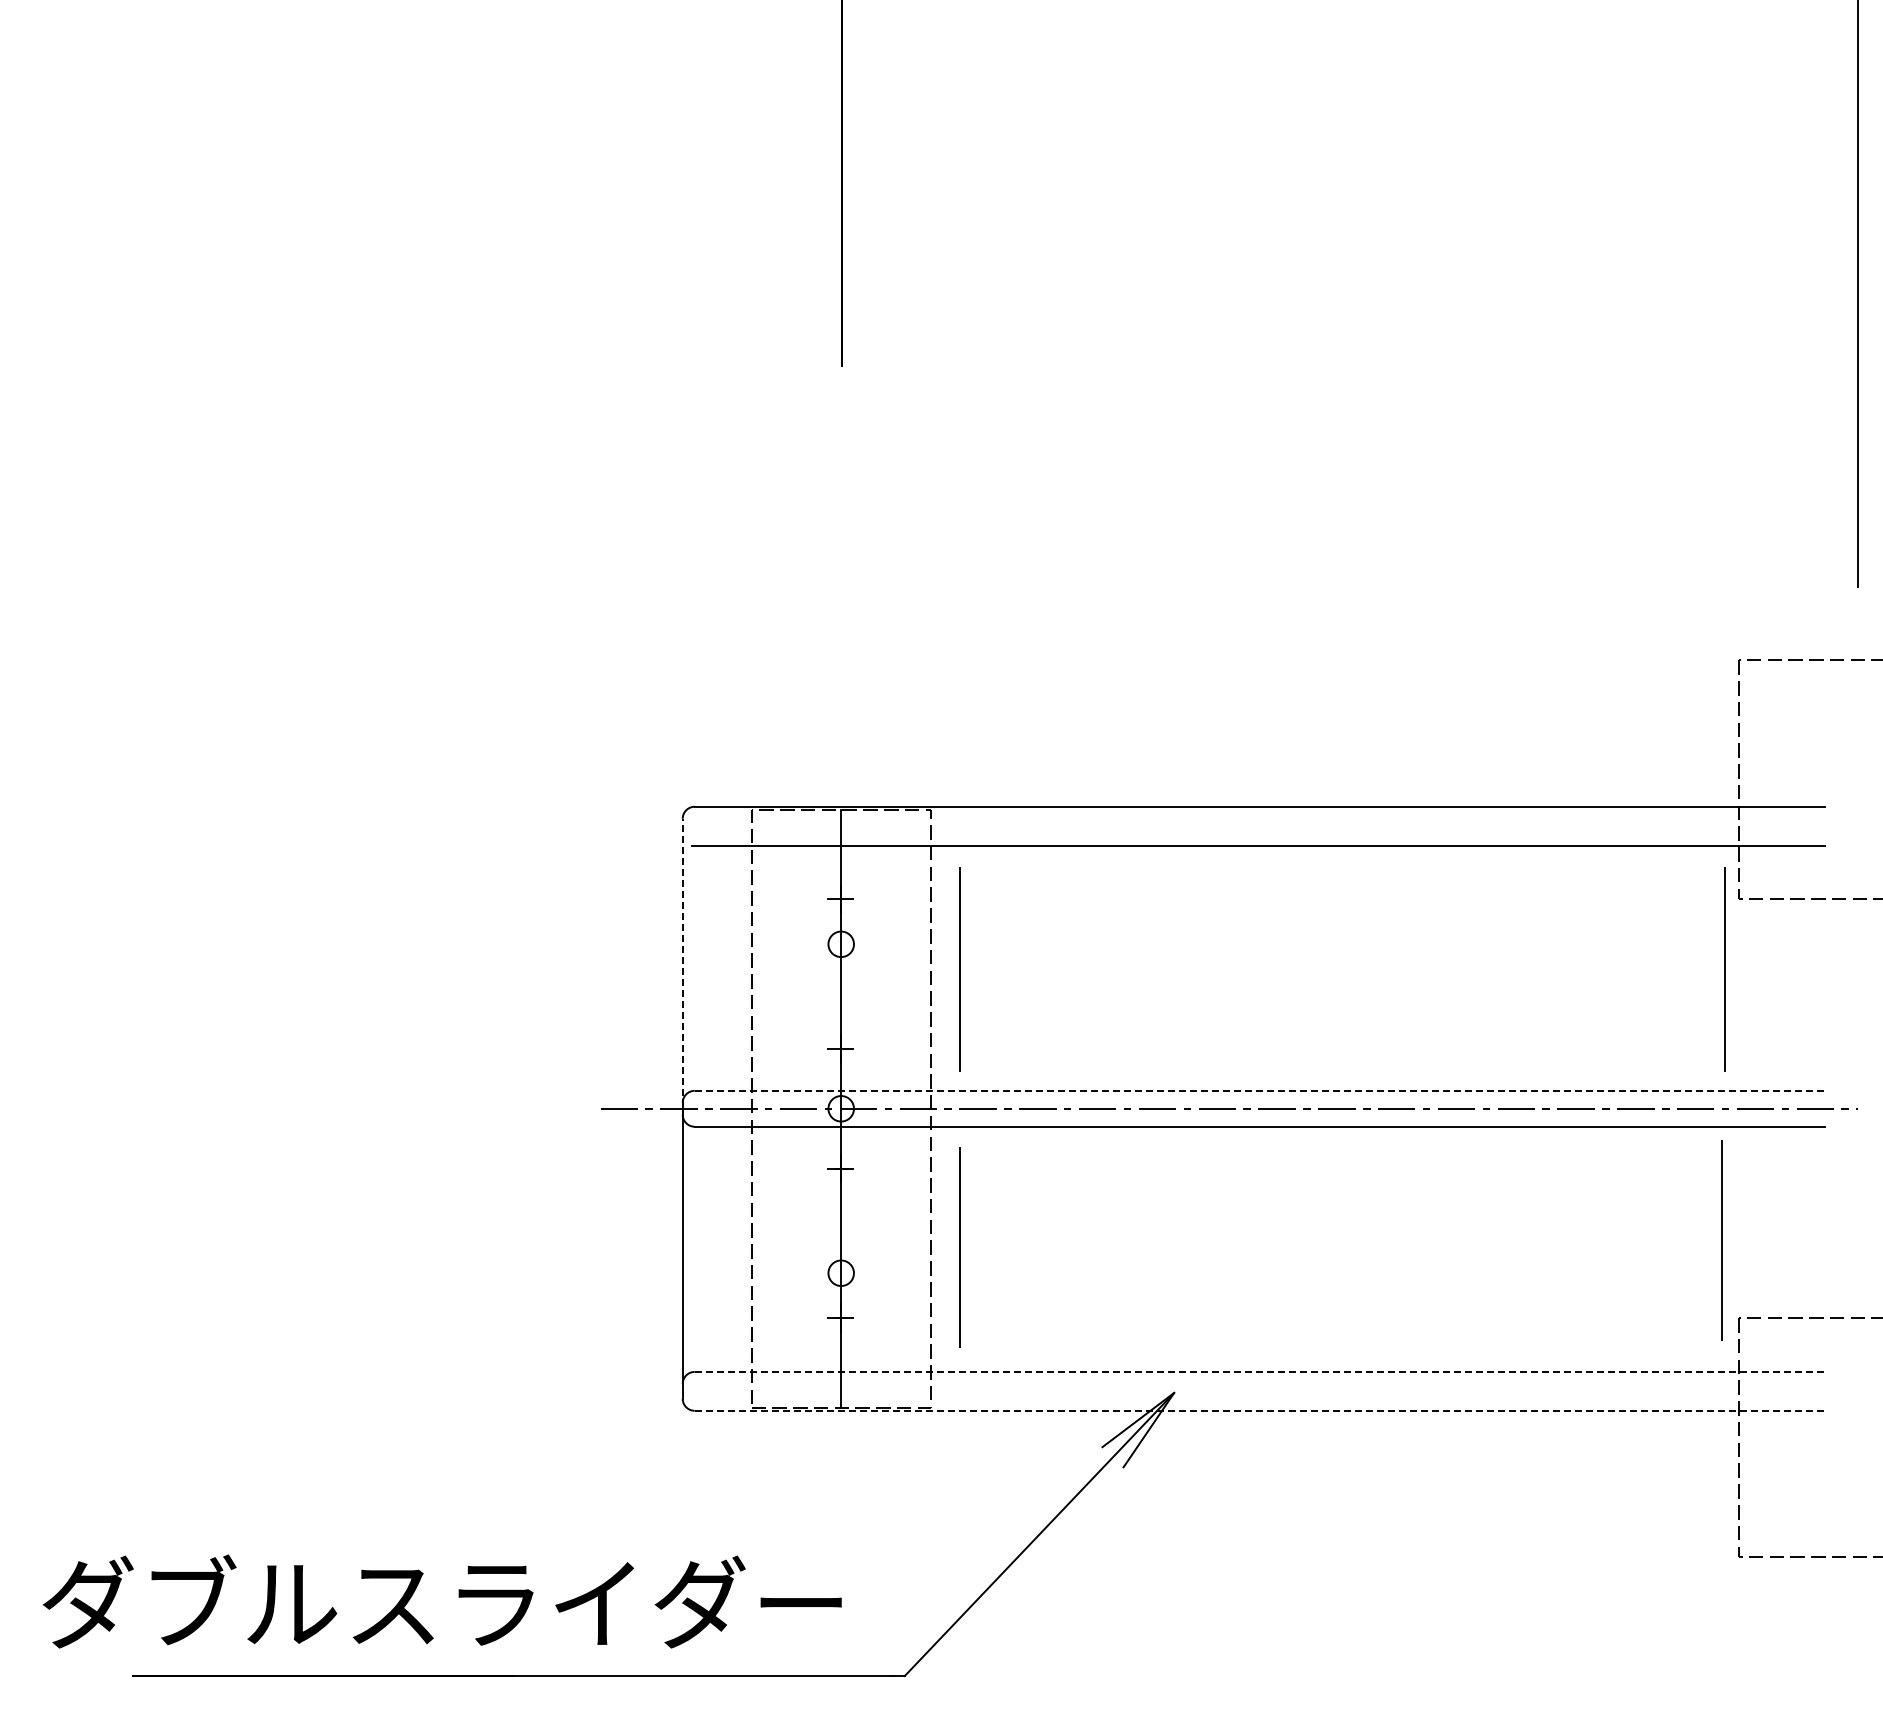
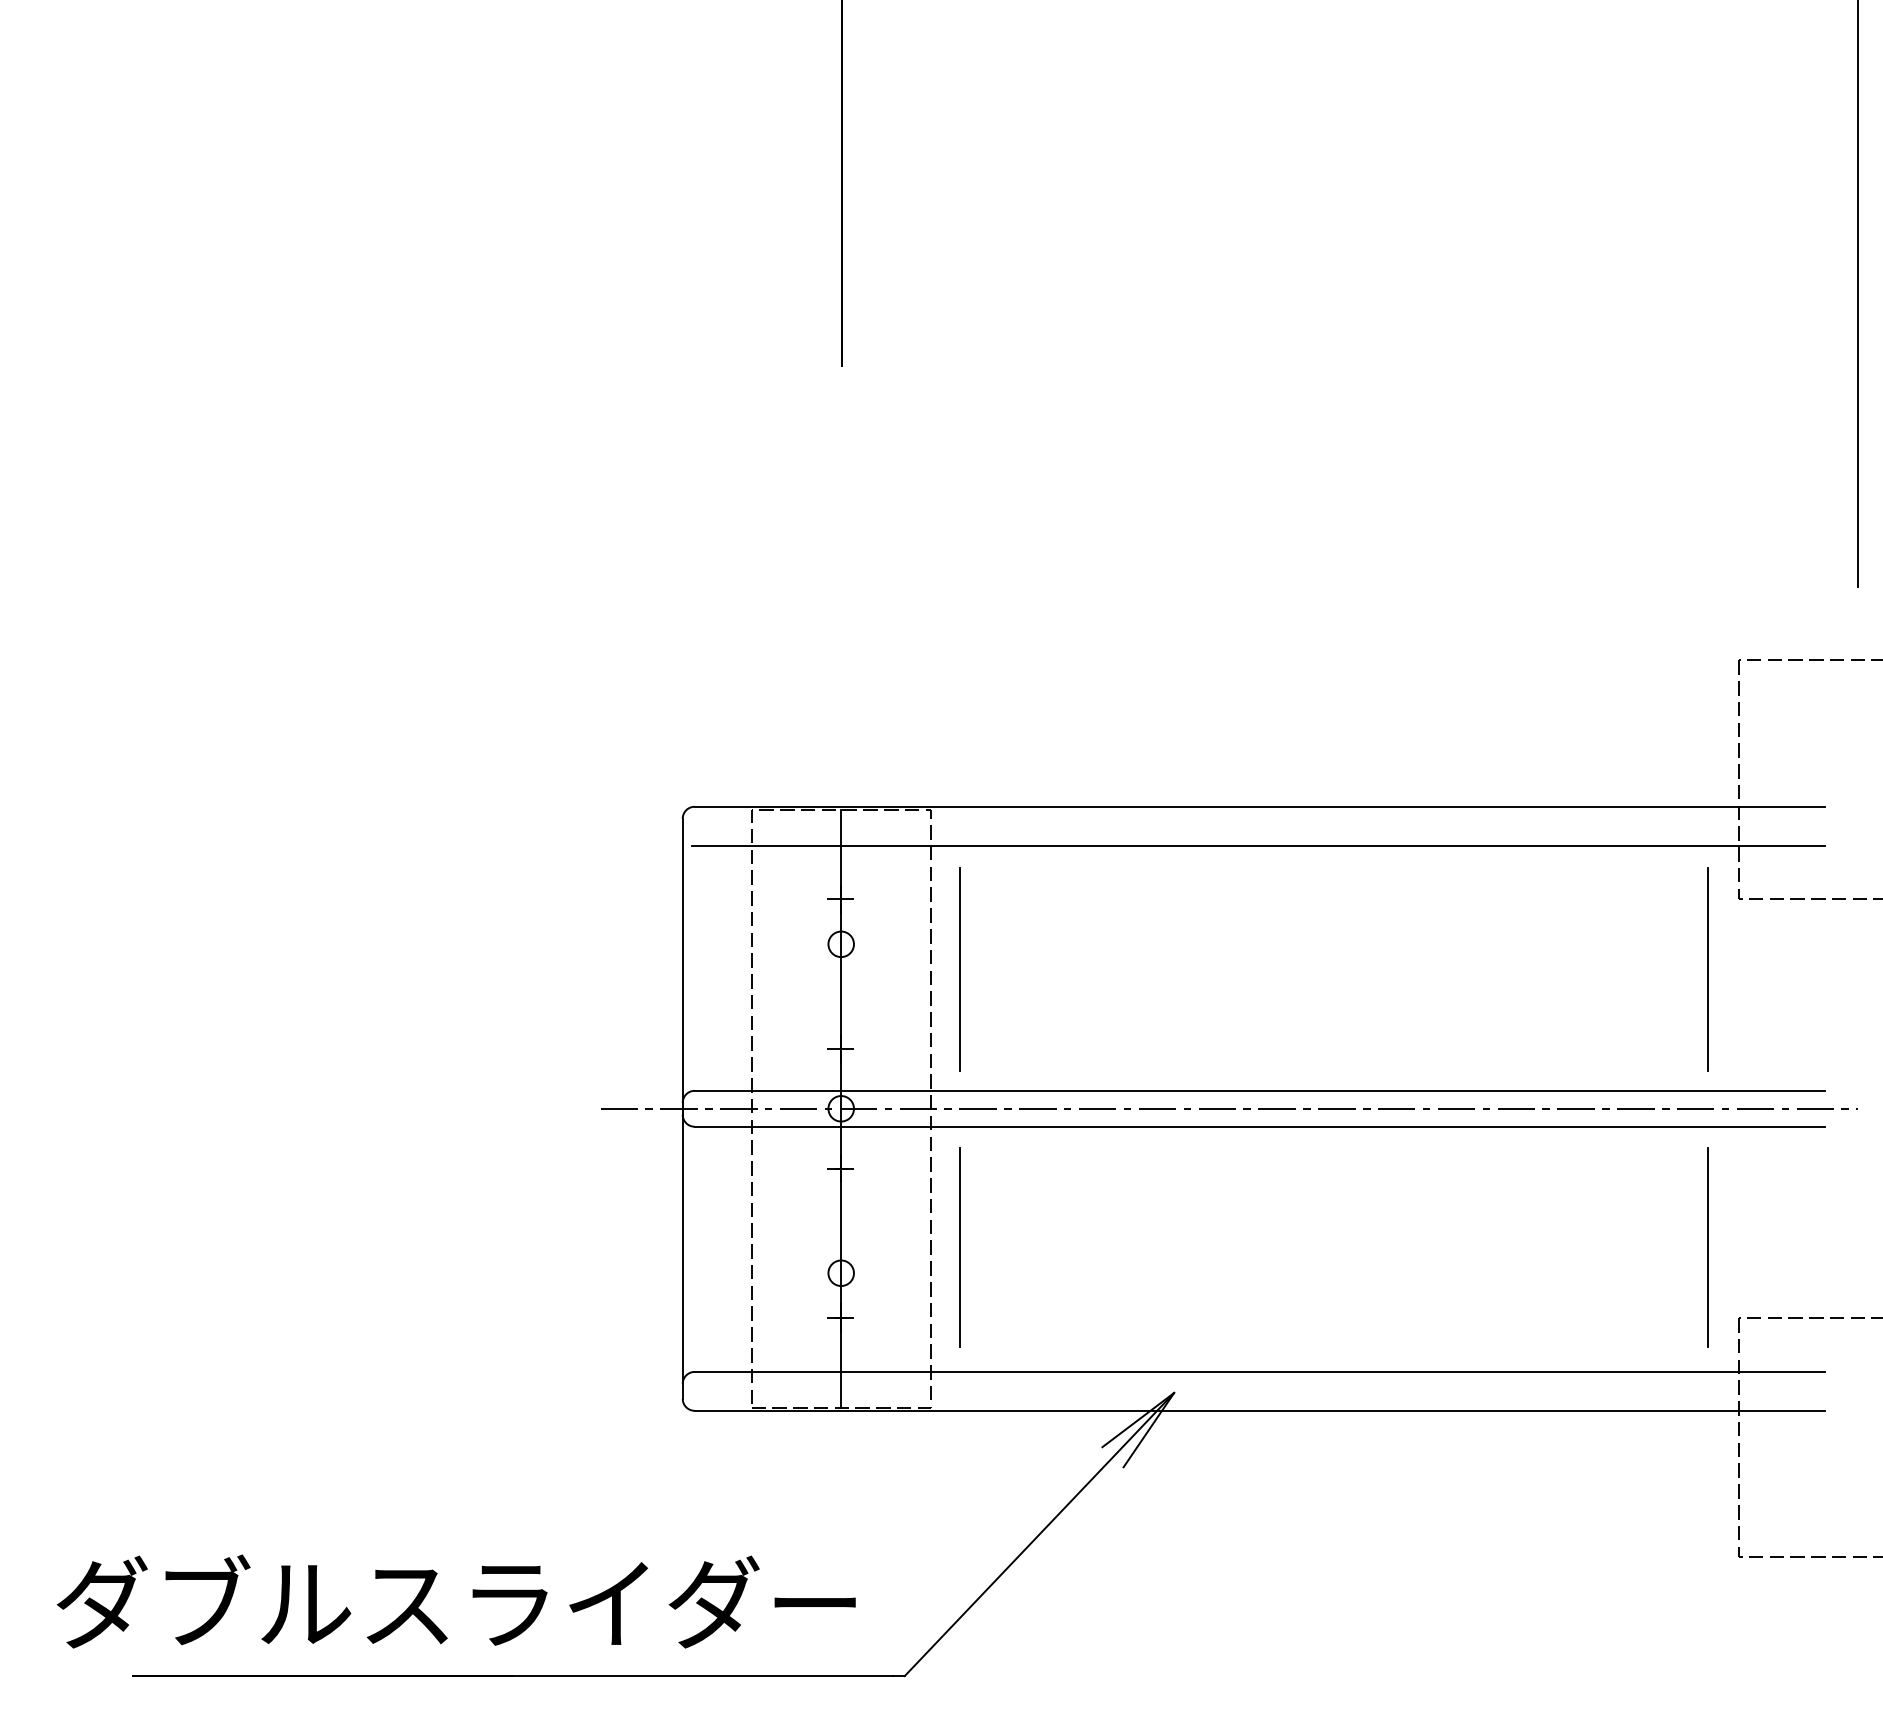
line: dashed -> solid (682, 968)
line position: (1724, 969) -> (1707, 969) (1707, 969)
line: dashed -> solid (1260, 1090)
line position: (1721, 1240) -> (1707, 1247) (1707, 1247)
line: dashed -> solid (1260, 1371)
line: dashed -> solid (1260, 1410)
text position: (441, 1601) -> (455, 1601) (455, 1601)
